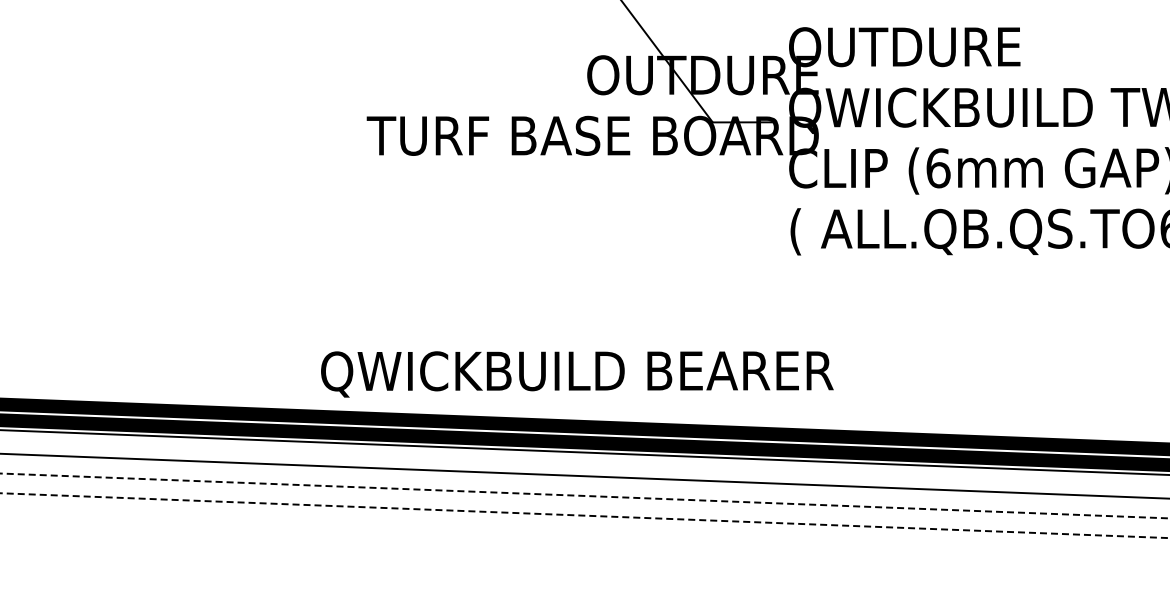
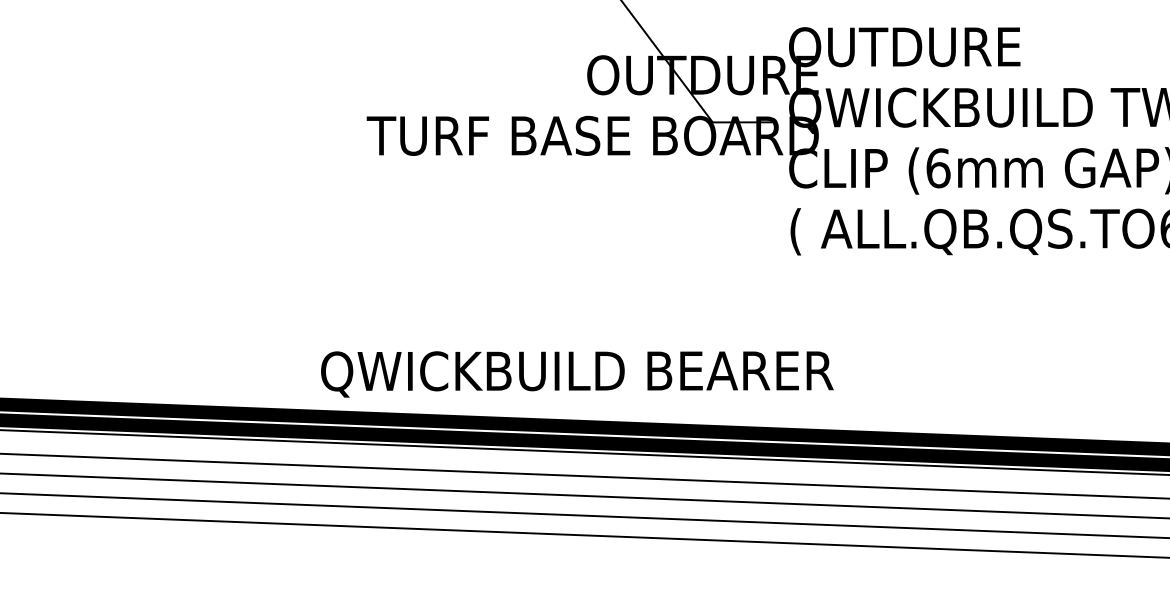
line: dashed -> solid (585, 495)
line: dashed -> solid (585, 515)
line: none -> present (584, 535)
